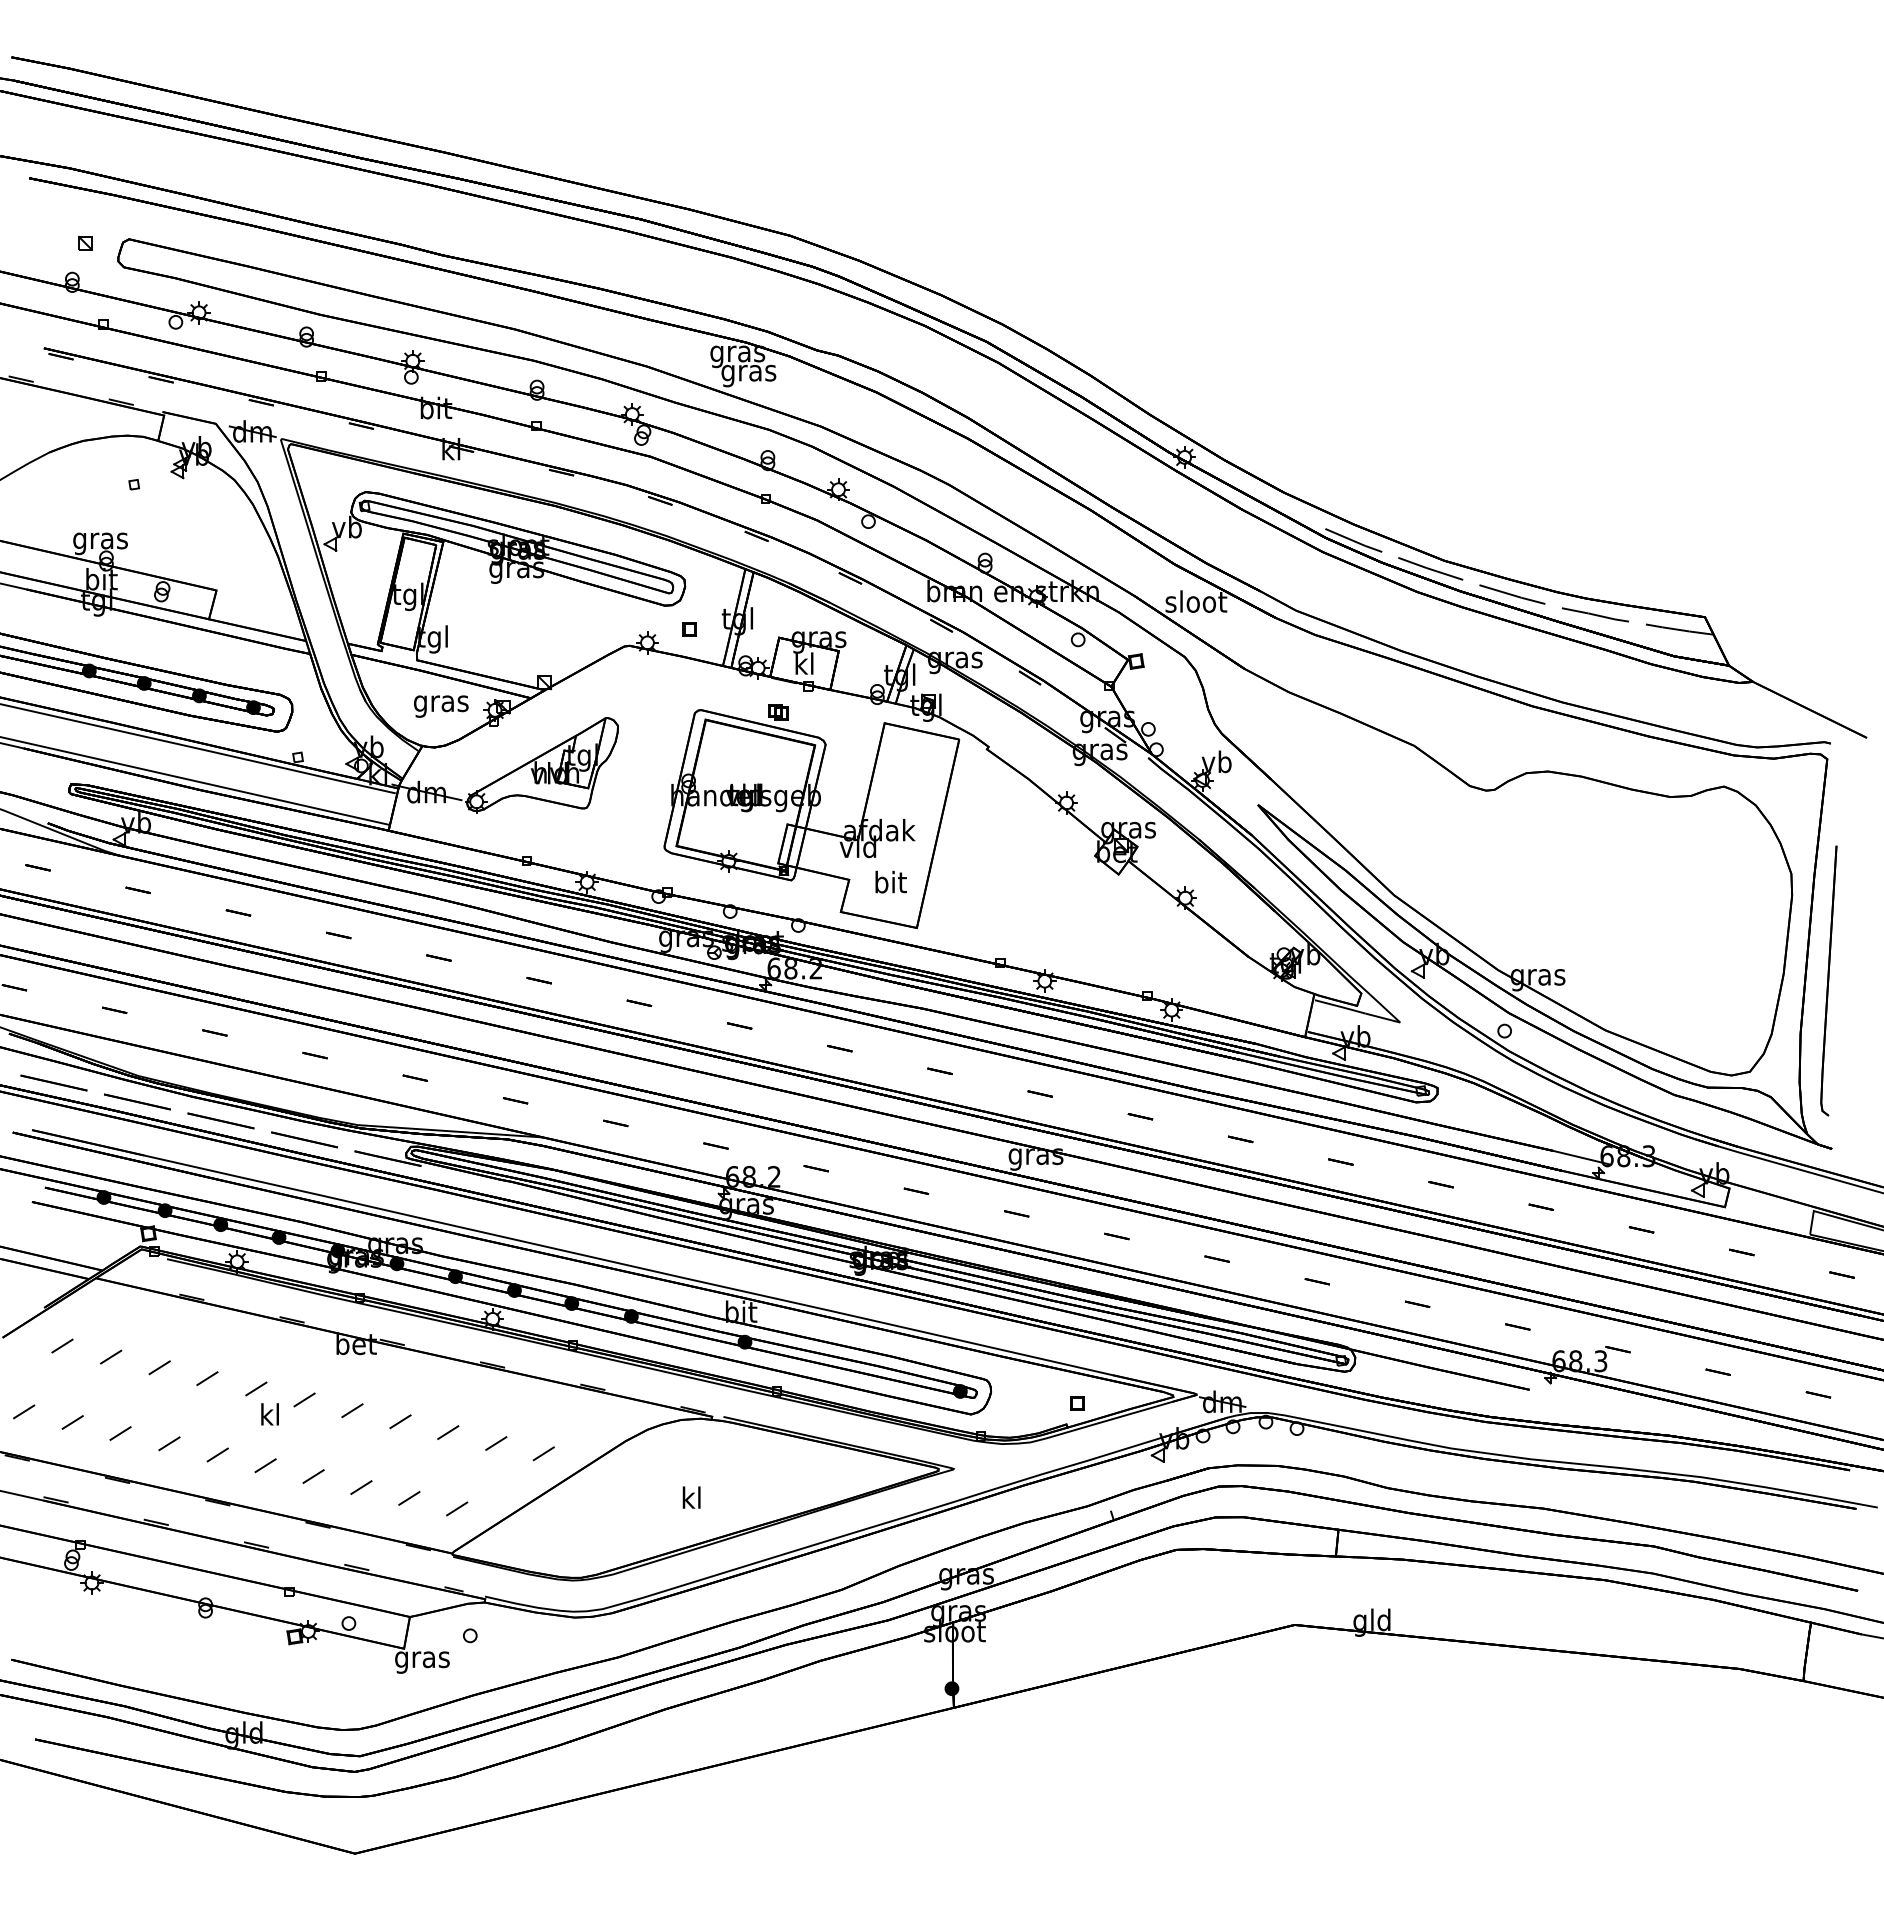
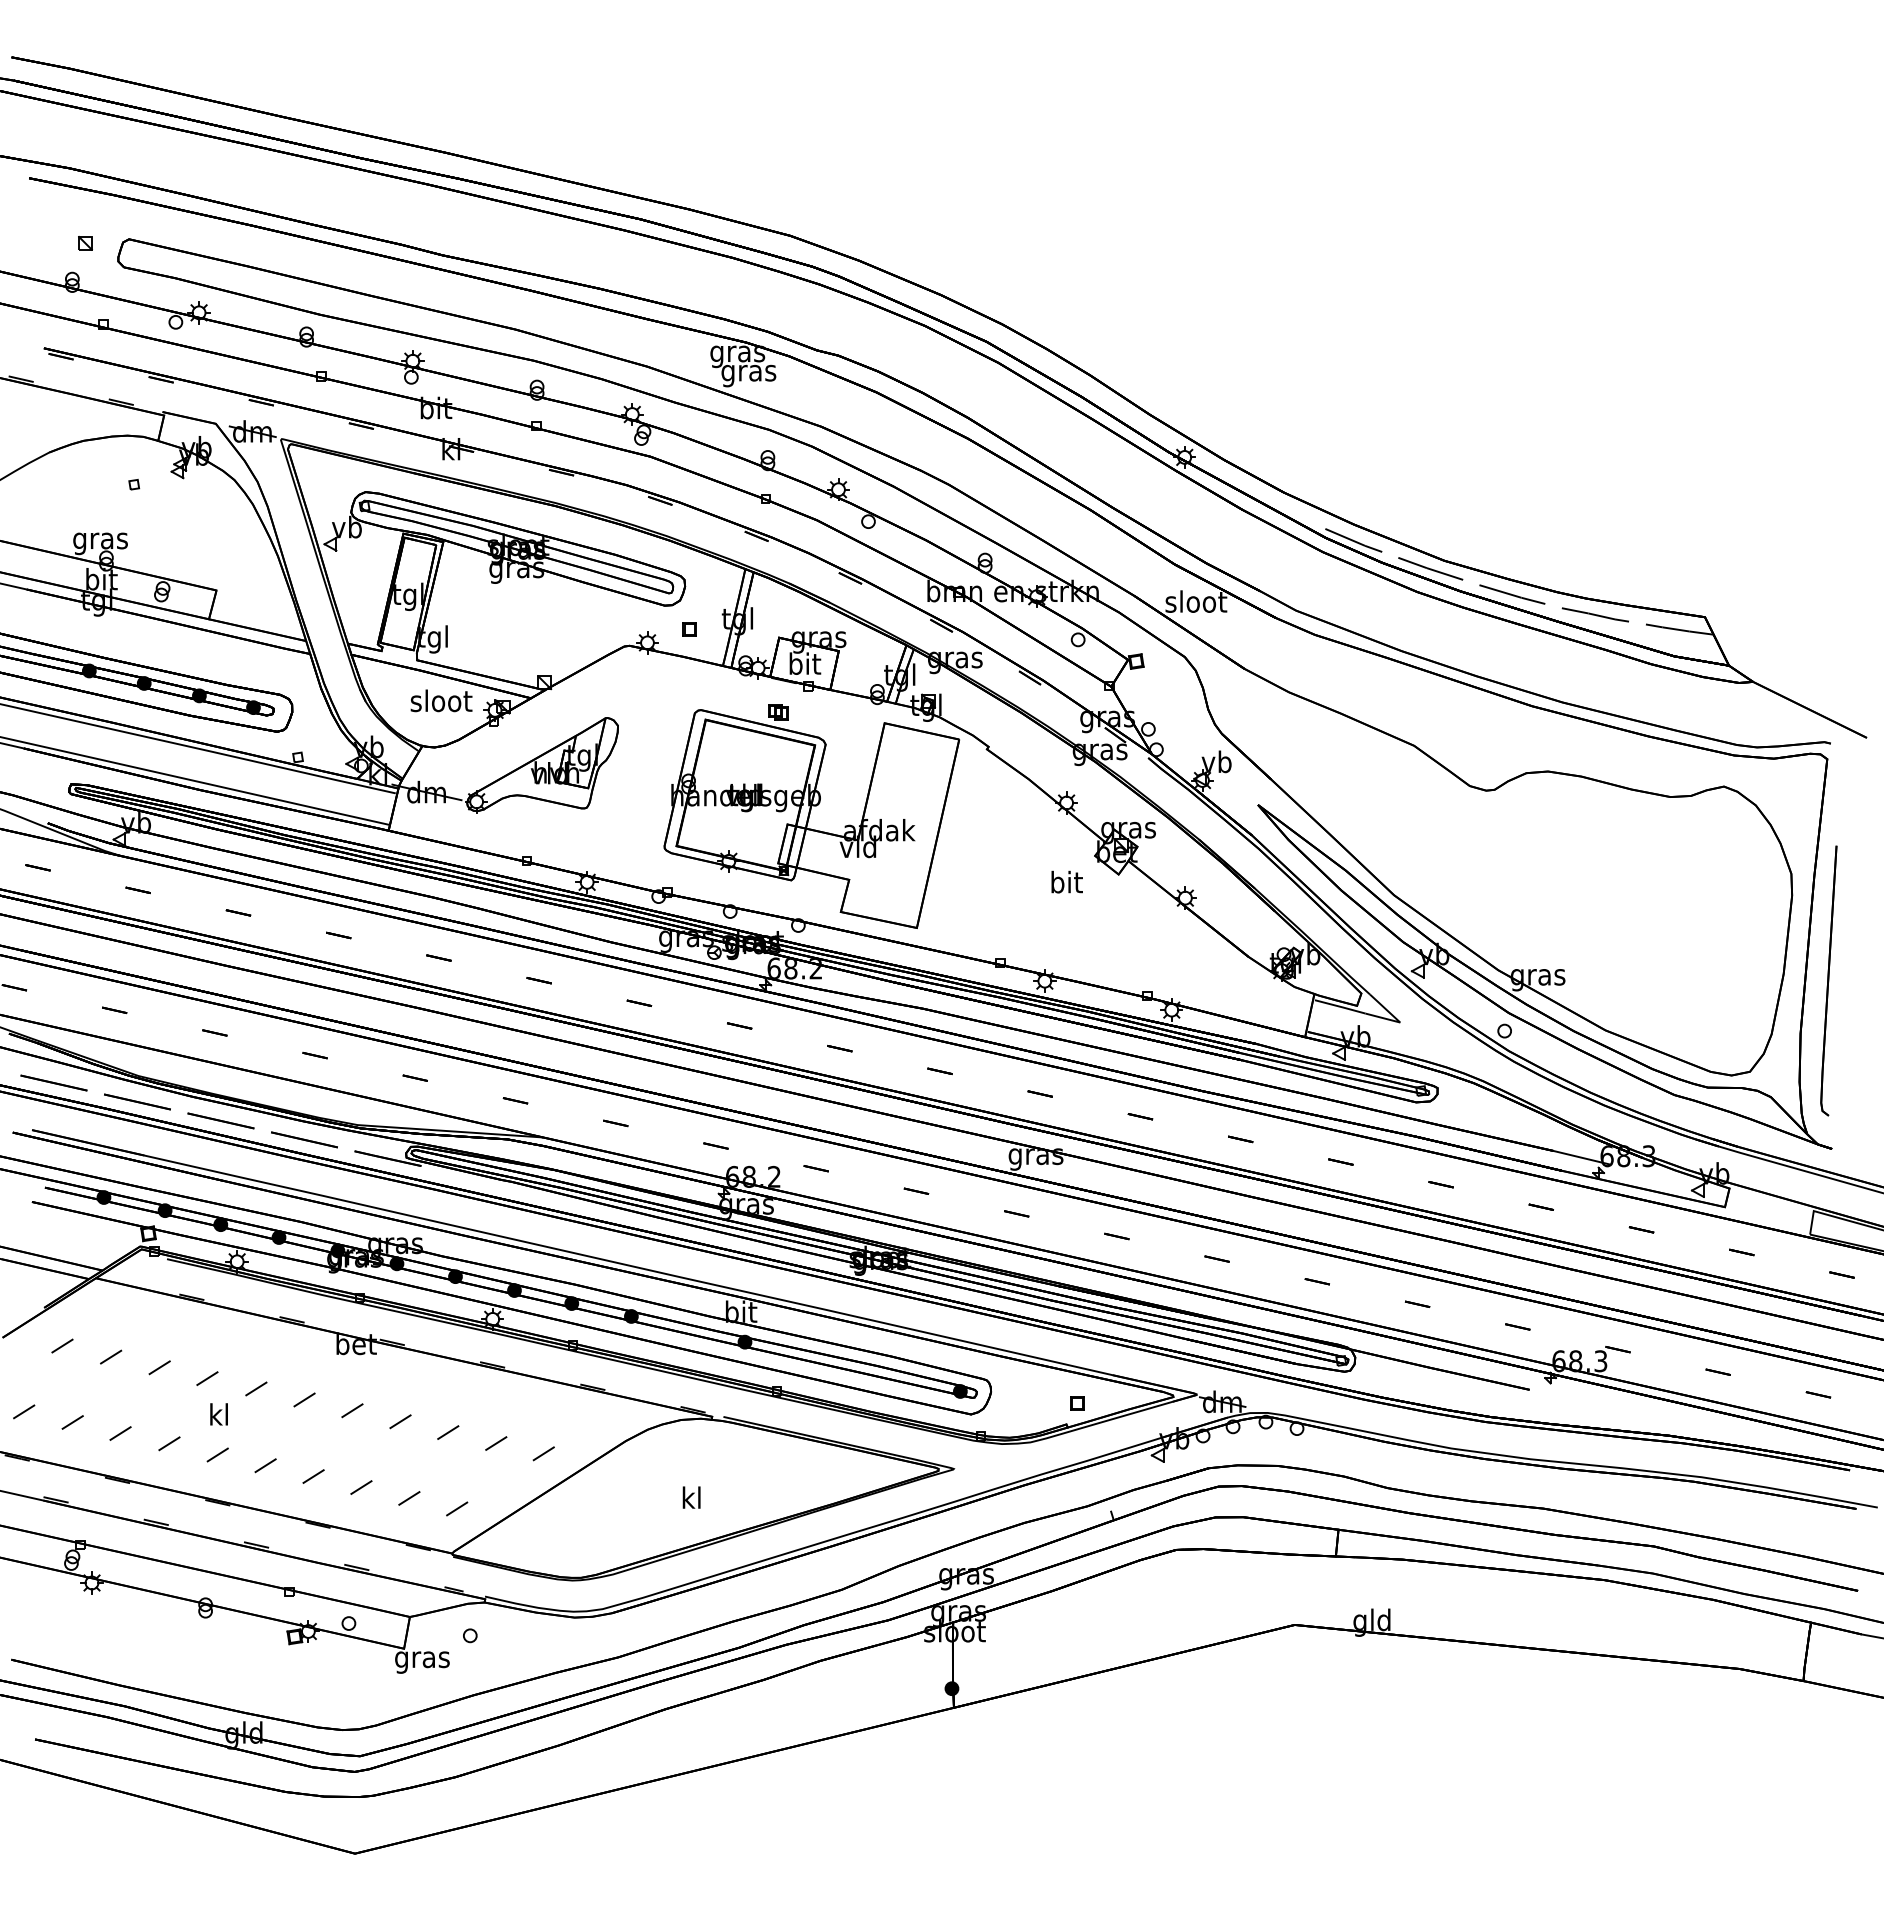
text: kl -> bit (805, 663)
text: gras -> sloot (441, 703)
text position: (890, 881) -> (1066, 881) (1066, 881)
text position: (269, 1414) -> (218, 1414) (218, 1414)
